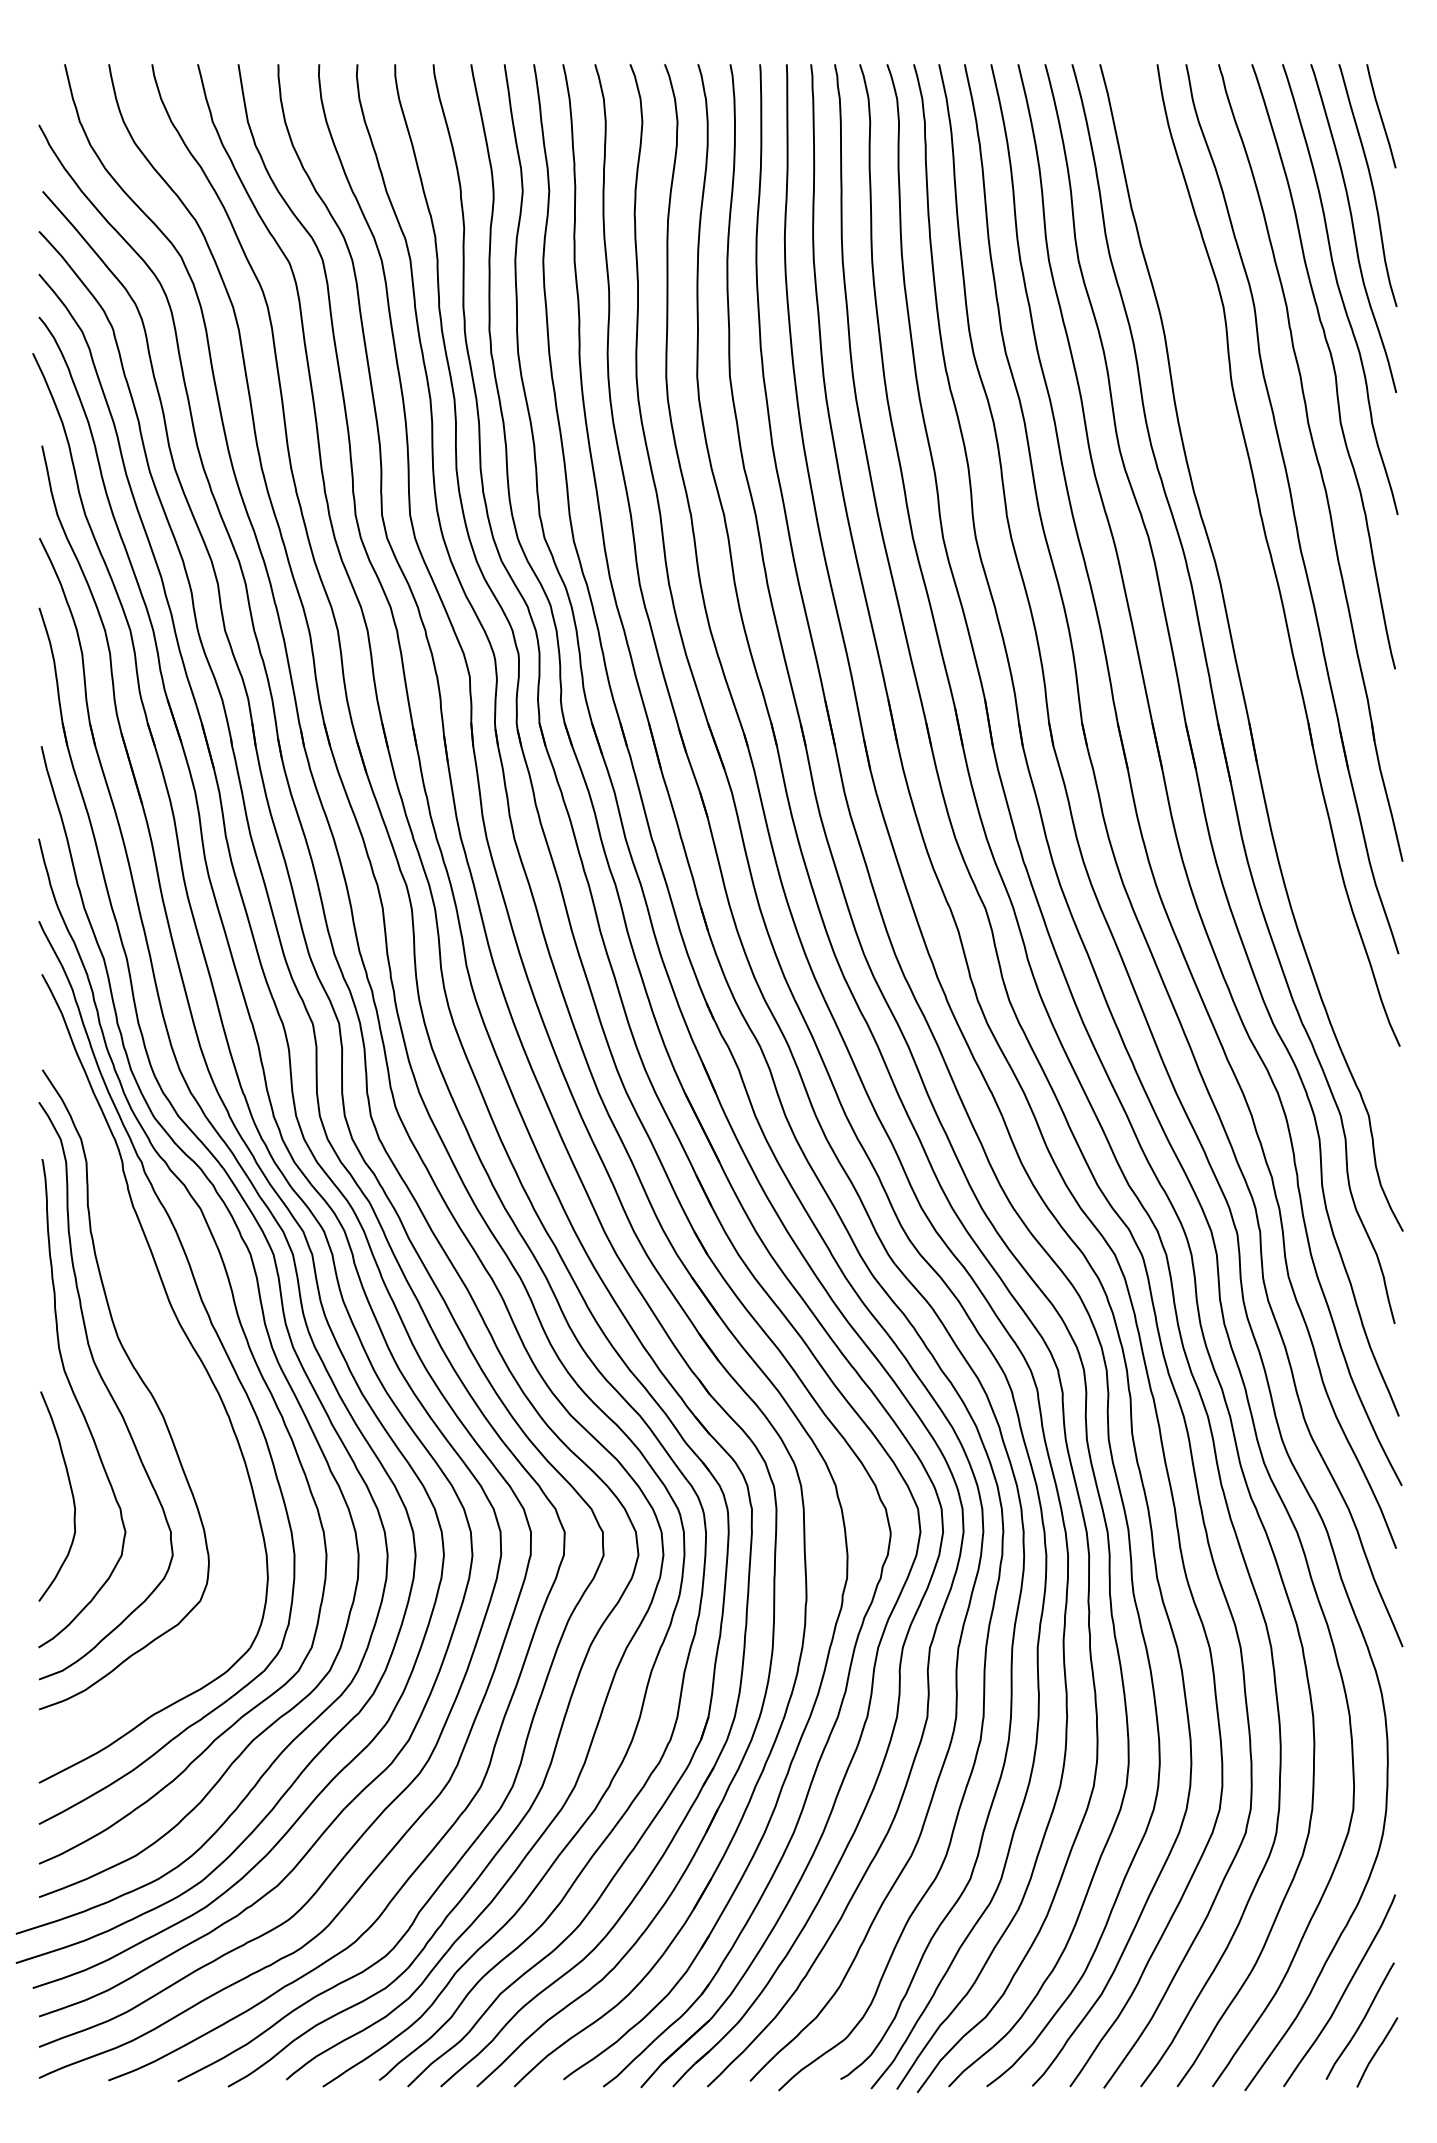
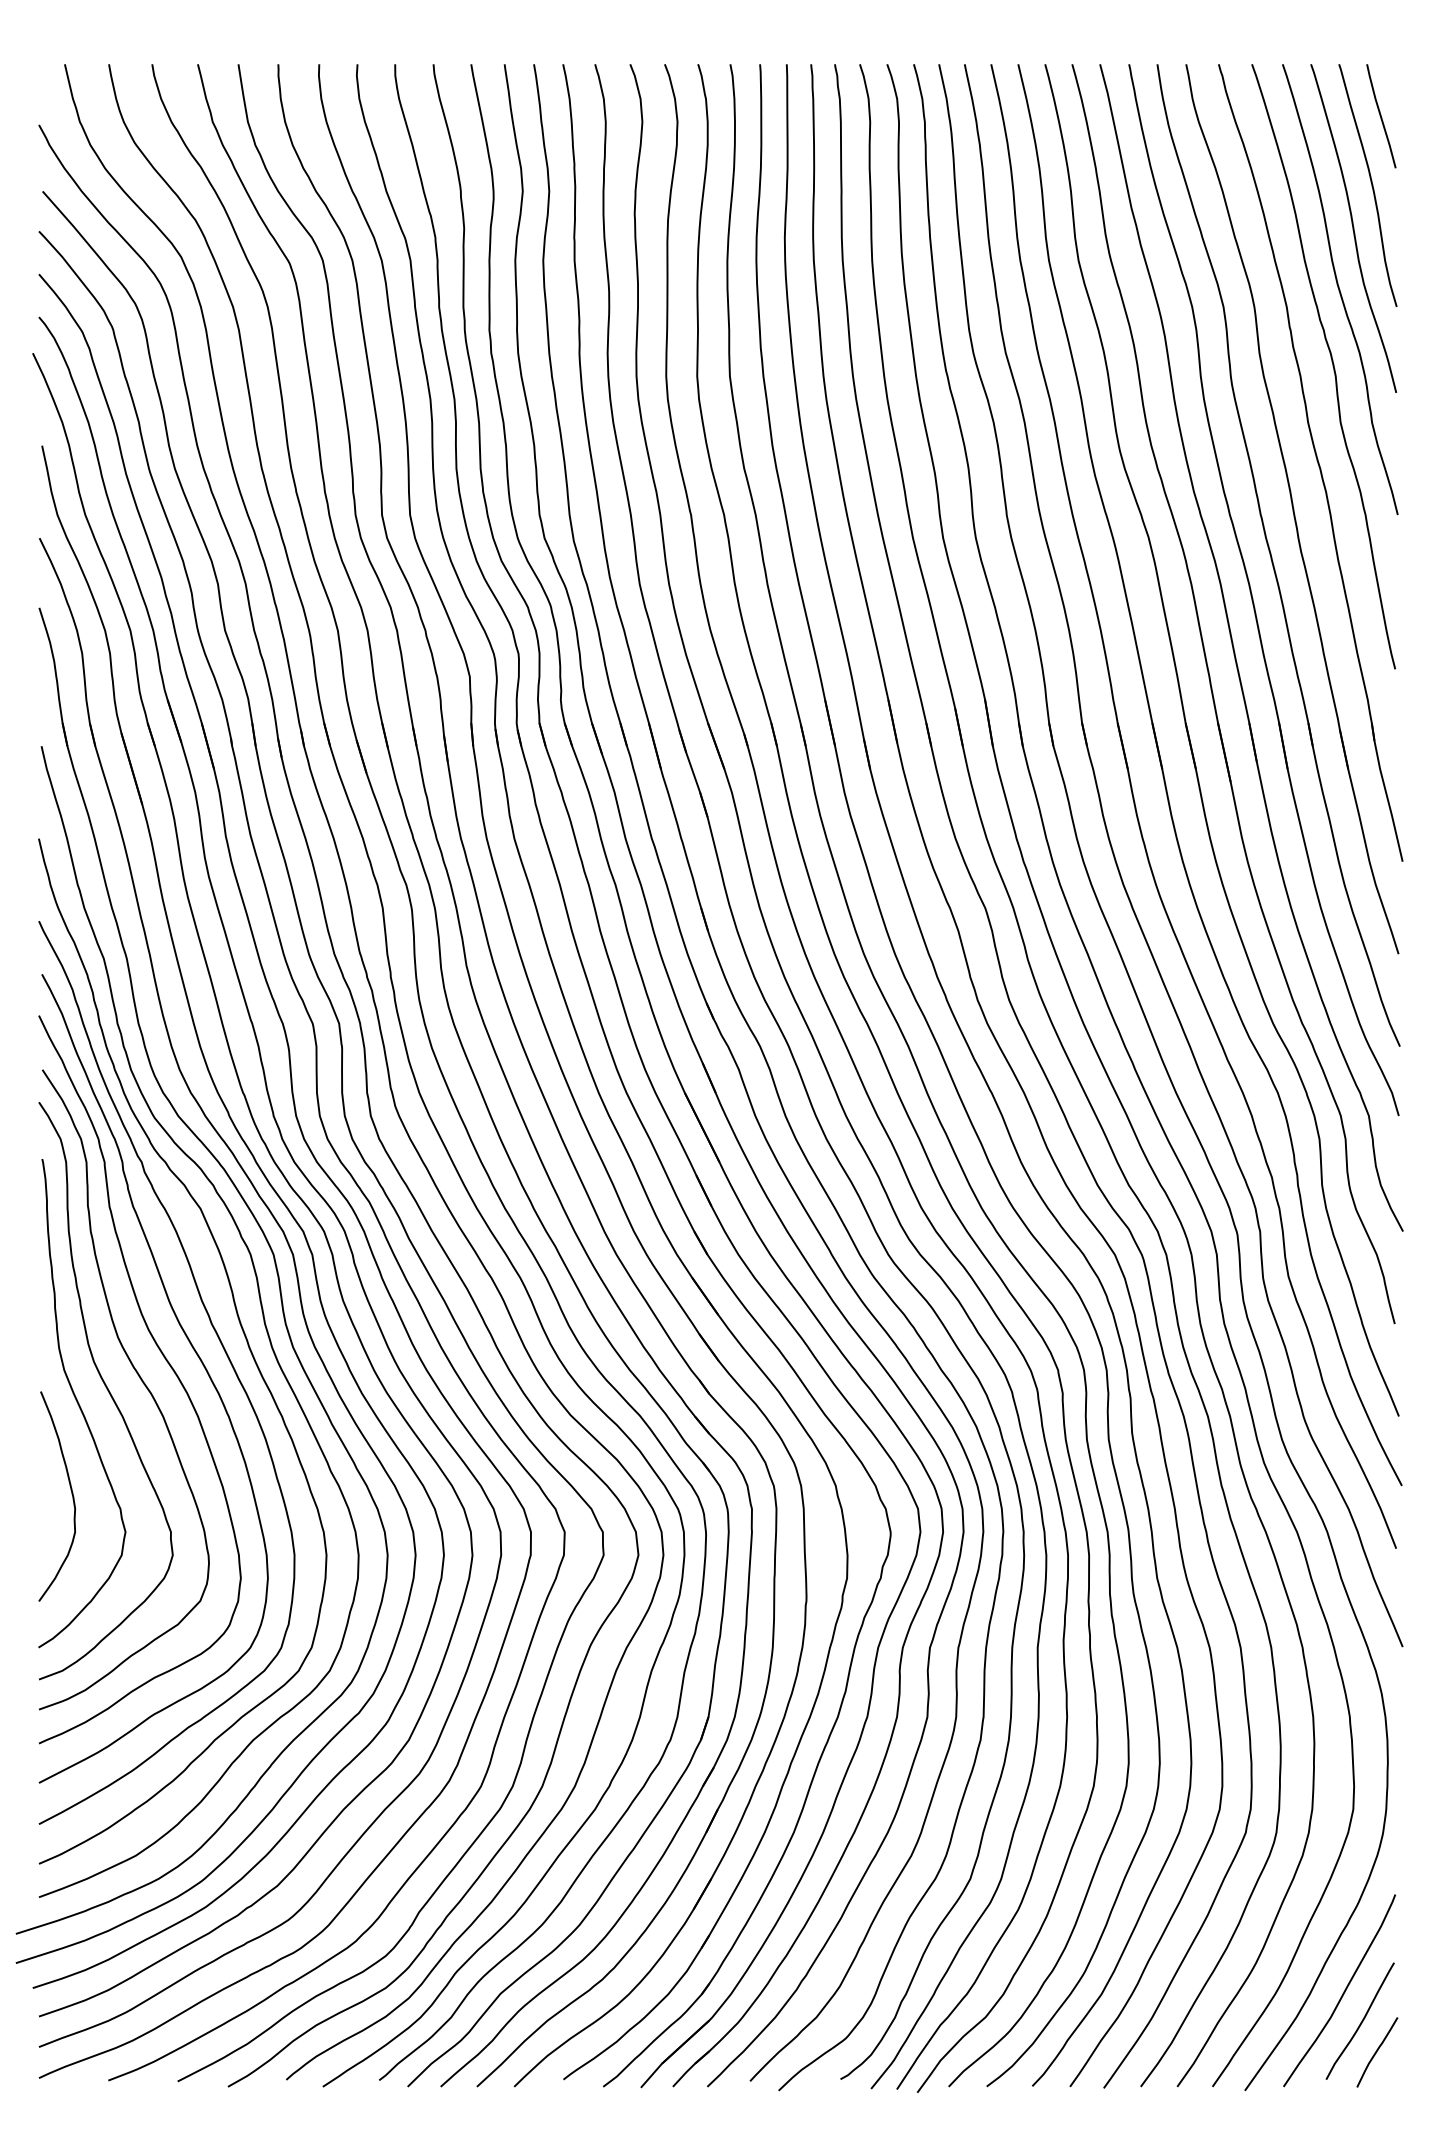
part: none -> present (1252, 593)
curve: none -> present (165, 1360)
